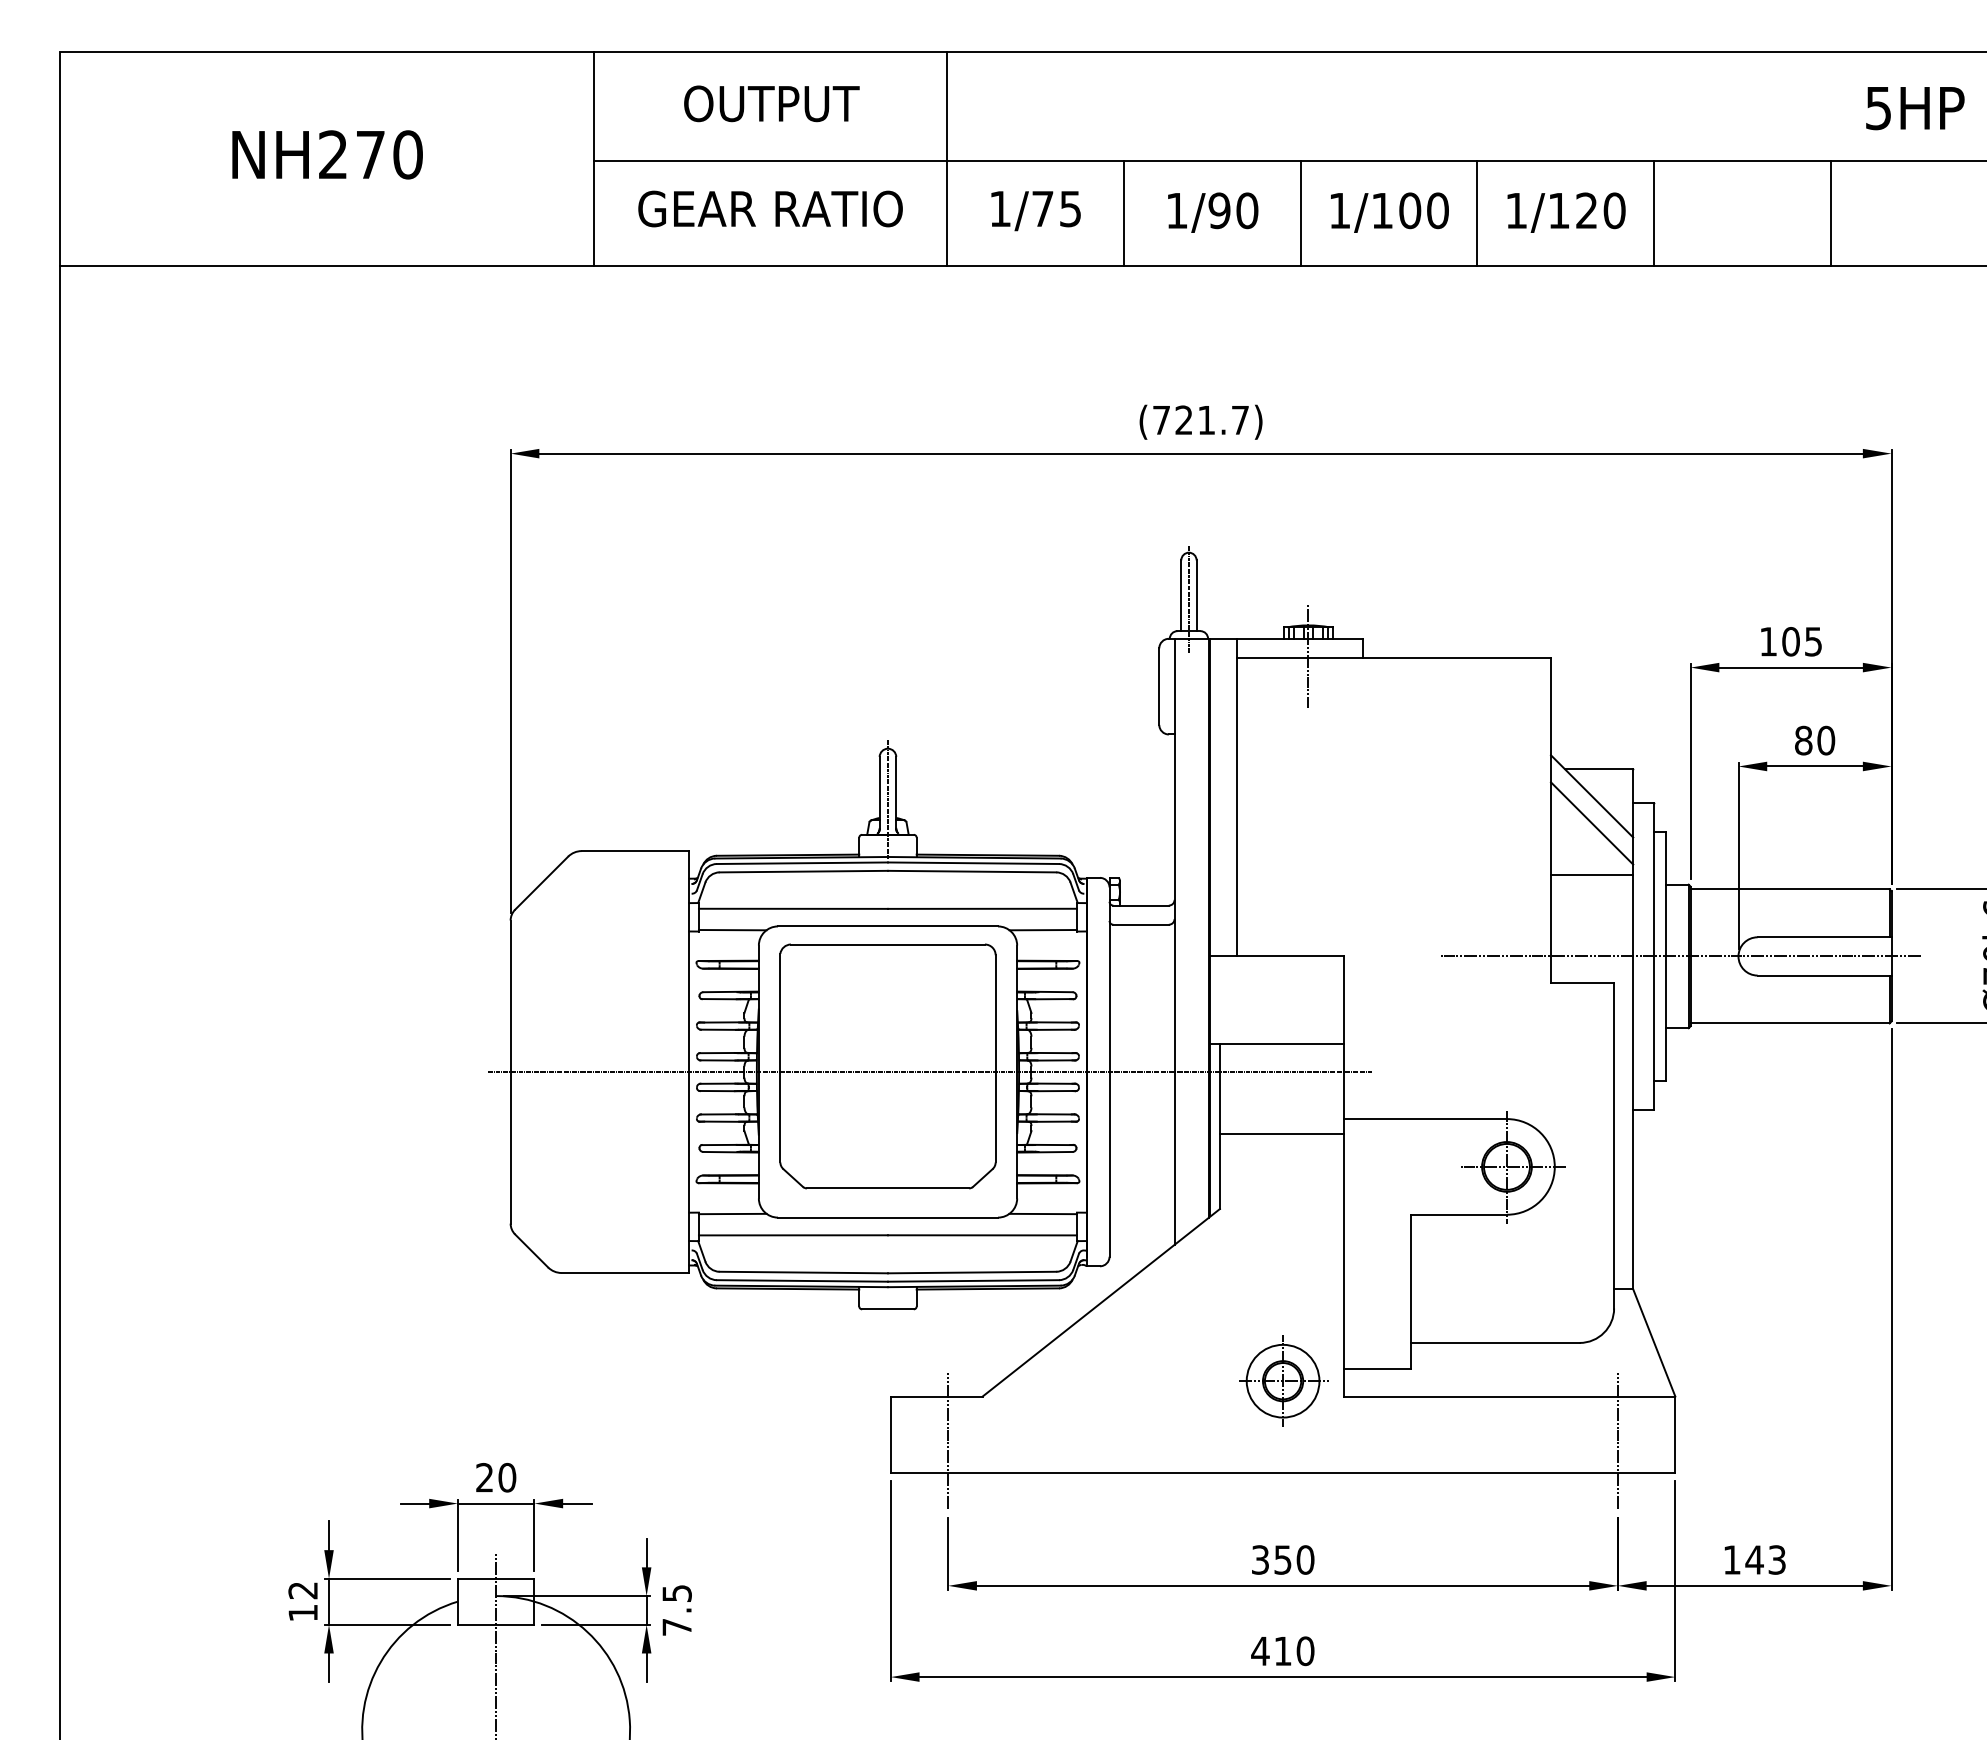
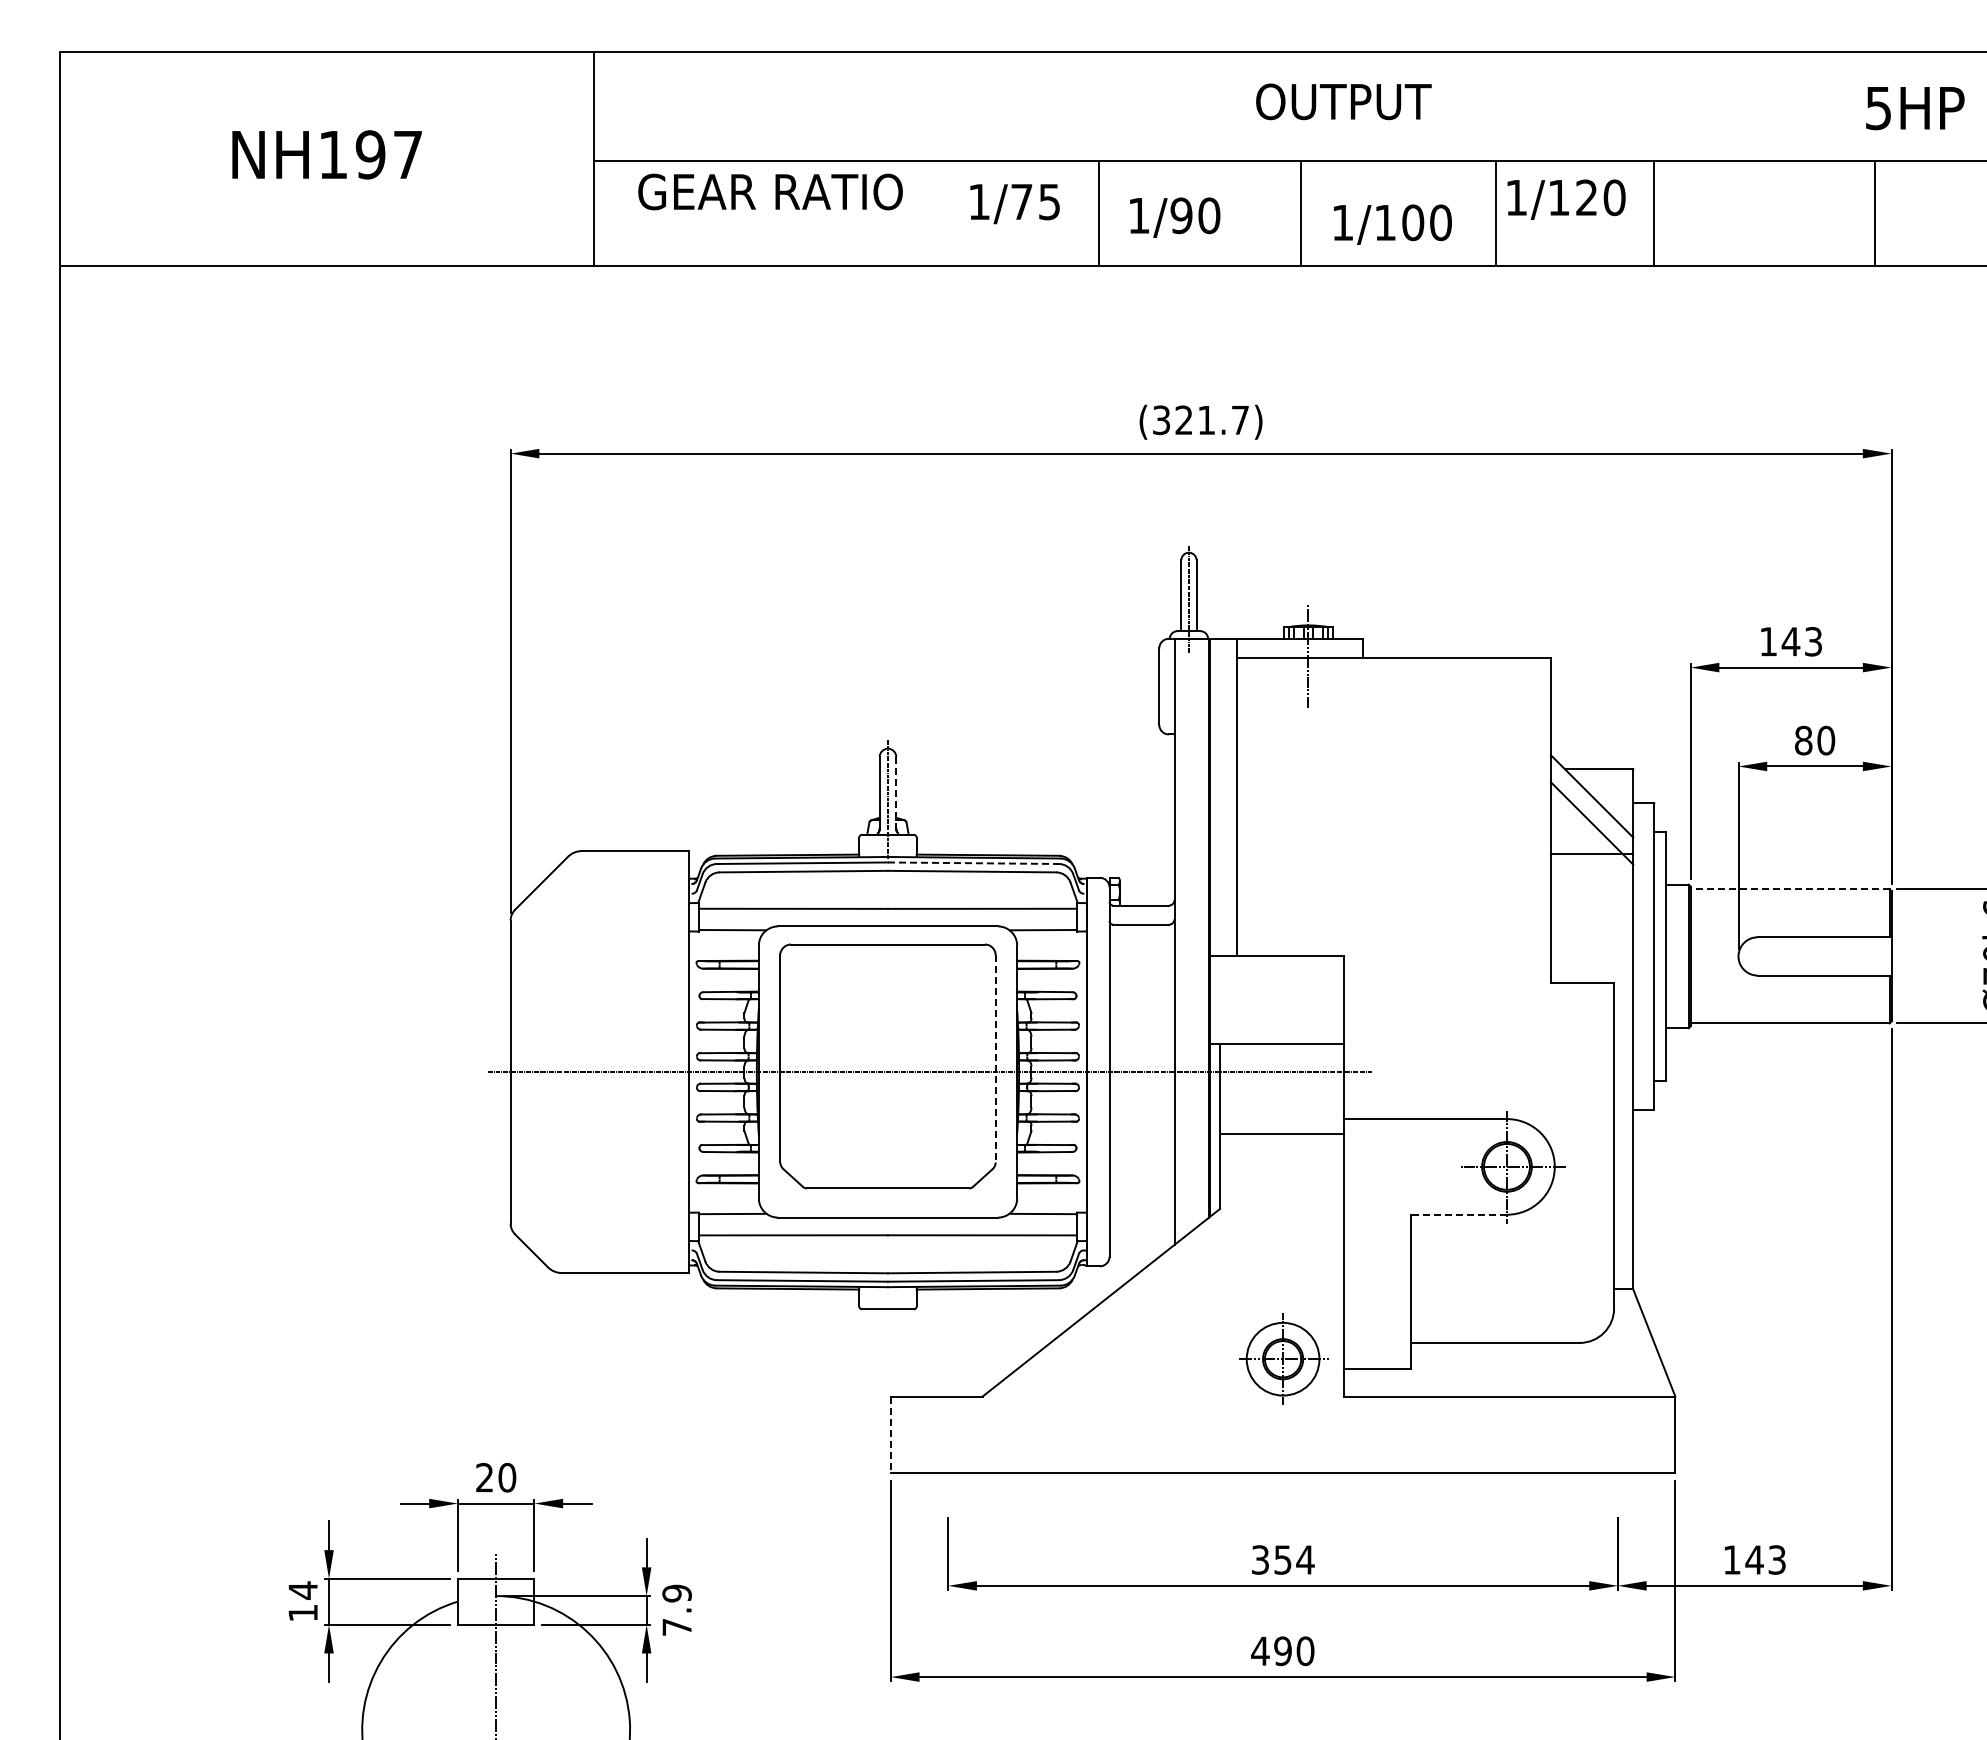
text position: (771, 103) -> (1343, 101) (1343, 101)
text: NH270 -> NH197 (370, 154)
line: present -> none (947, 159)
text position: (770, 208) -> (770, 191) (770, 191)
text position: (1035, 211) -> (1014, 204) (1014, 204)
text position: (1213, 212) -> (1175, 217) (1175, 217)
text position: (1389, 212) -> (1392, 224) (1392, 224)
text position: (1566, 212) -> (1566, 199) (1566, 199)
line position: (1123, 213) -> (1098, 213) (1098, 213)
line position: (1477, 213) -> (1496, 213) (1496, 213)
line position: (1830, 213) -> (1874, 213) (1874, 213)
text: (721.7) -> (321.7) (1161, 420)
text: 105 -> 143 (1801, 641)
line: solid -> dashed (896, 792)
line: solid -> dashed (973, 863)
line position: (1591, 874) -> (1591, 853) (1591, 853)
line: solid -> dashed (1789, 889)
line: present -> none (1679, 956)
line: solid -> dashed (995, 1058)
line: solid -> dashed (1458, 1214)
part position: (1283, 1380) -> (1283, 1358) (1283, 1358)
line: solid -> dashed (890, 1435)
line: present -> none (948, 1441)
line: present -> none (1617, 1441)
text: 350 -> 354 (1305, 1559)
text: 12 -> 14 (302, 1590)
text: 7.5 -> 7.9 (676, 1593)
text: 410 -> 490 (1282, 1651)
